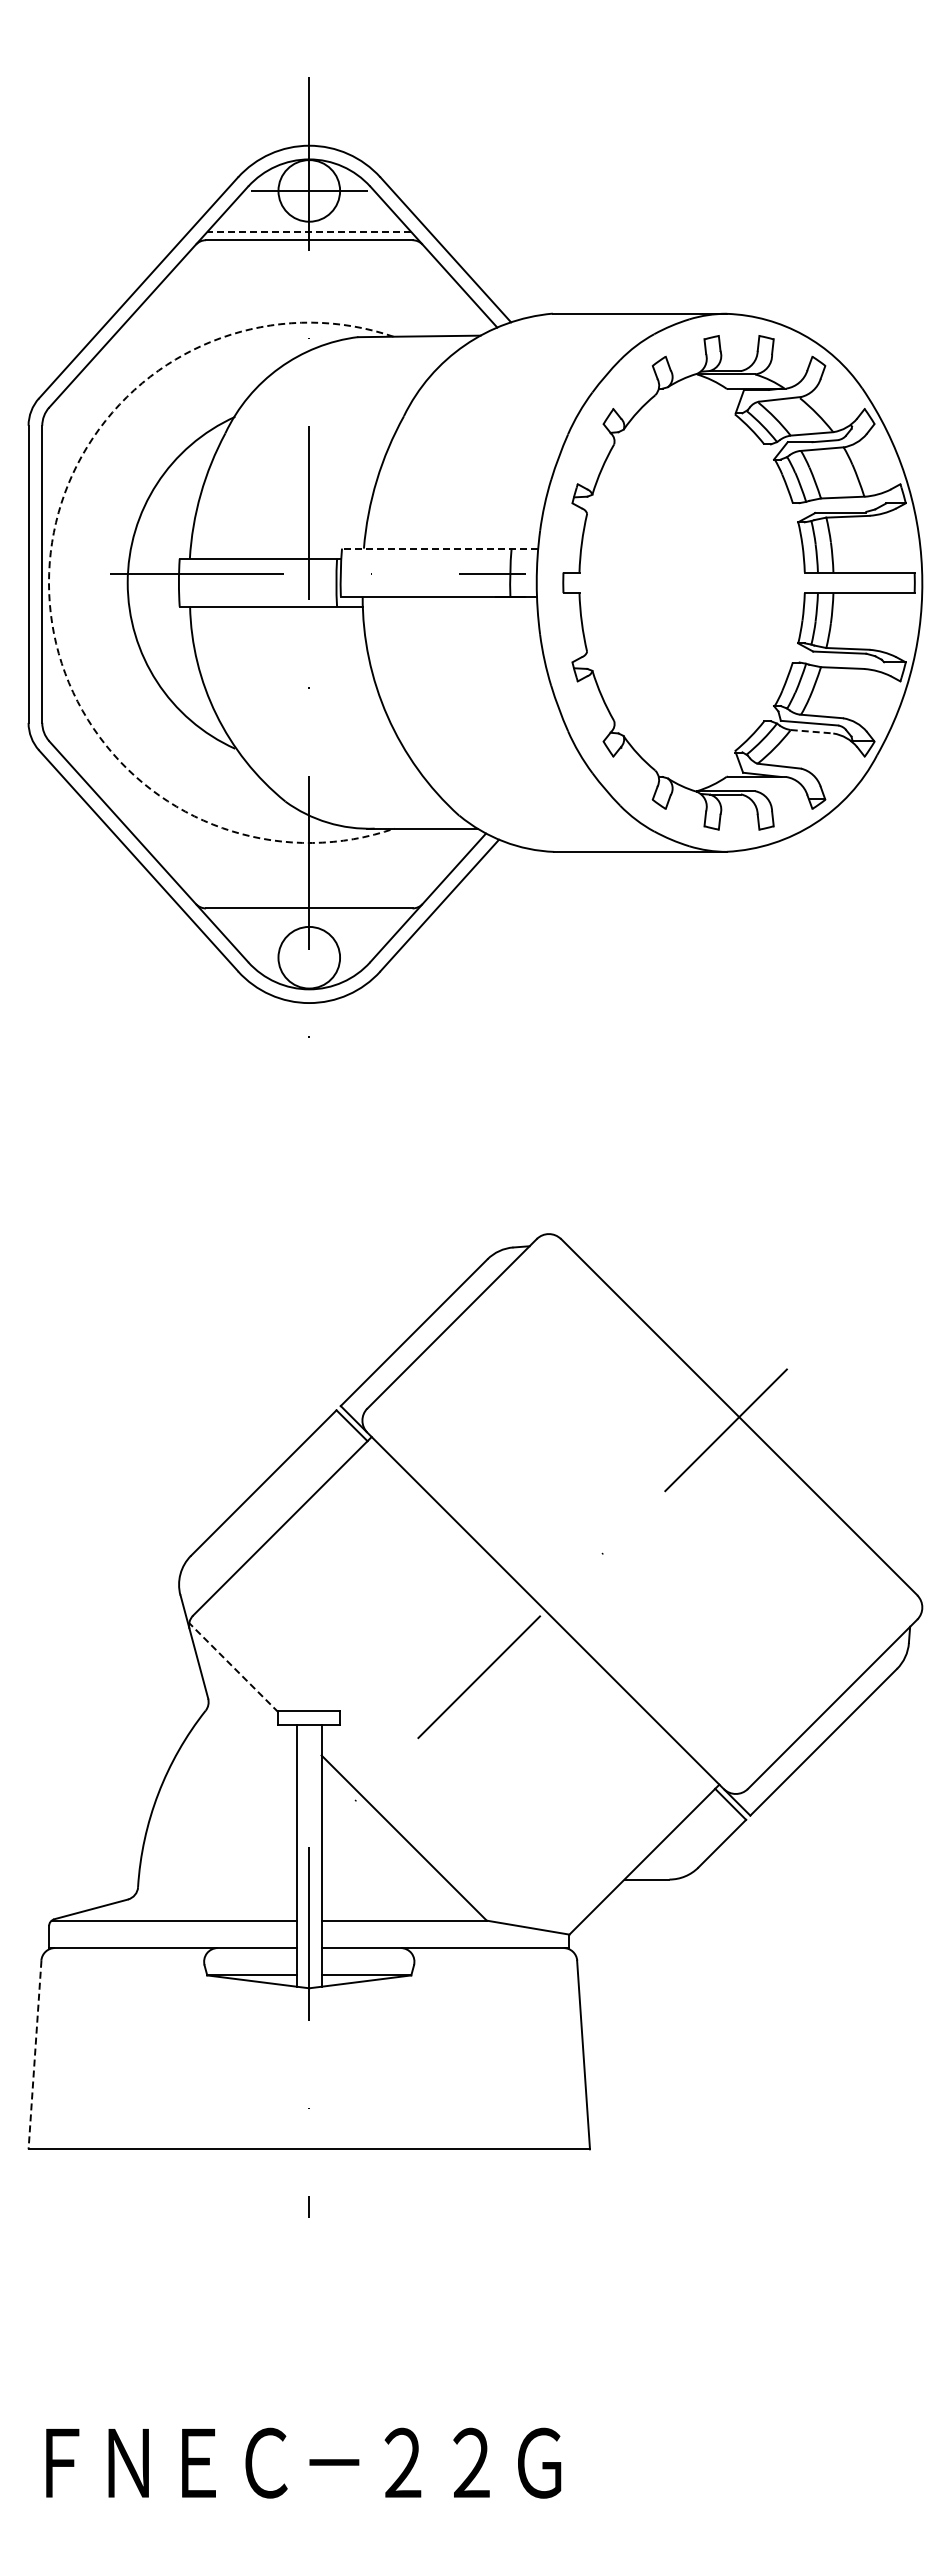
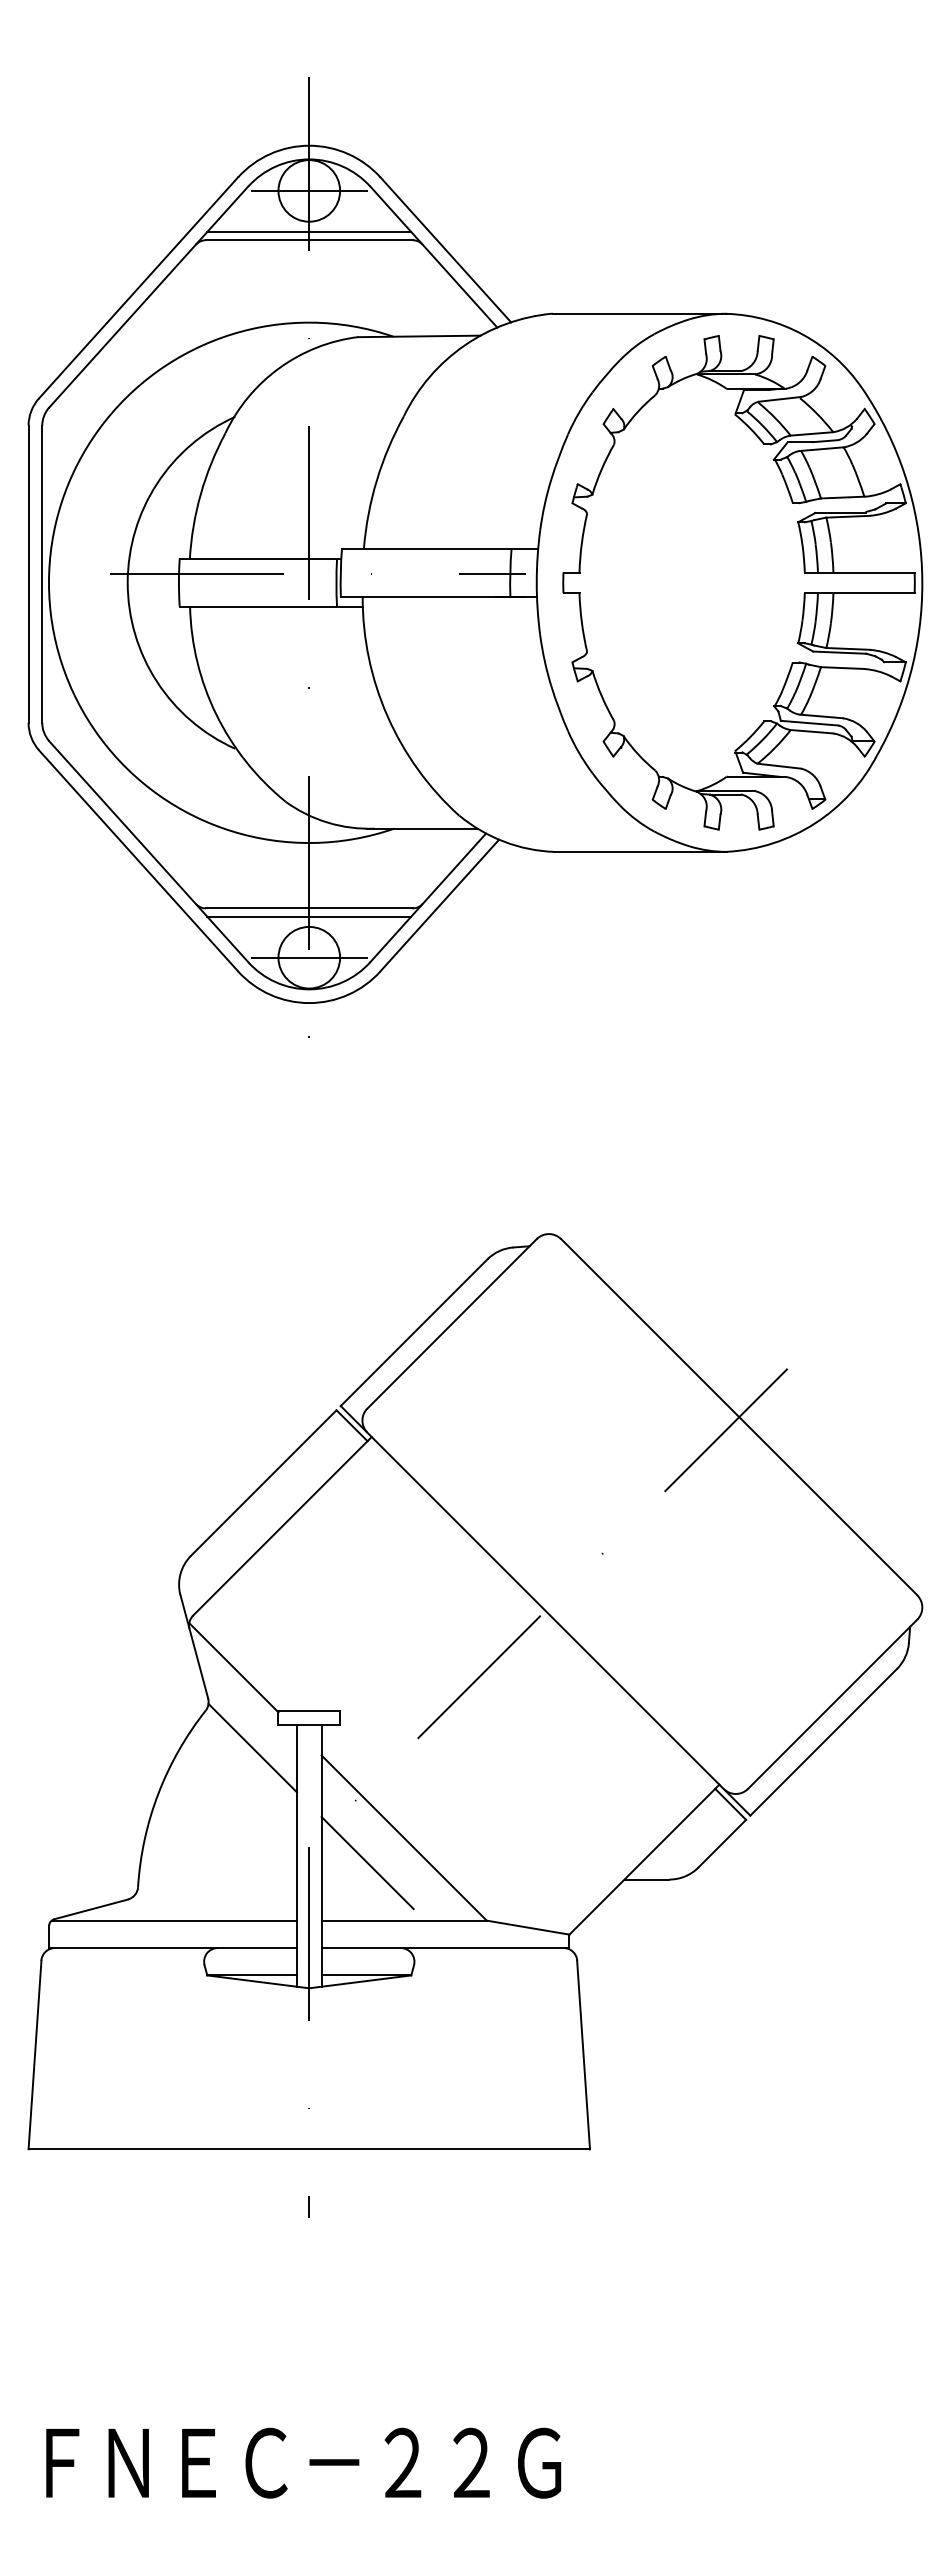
line: dashed -> solid (308, 232)
line: dashed -> solid (439, 548)
arc: dashed -> solid (48, 583)
line: dashed -> solid (812, 731)
line: none -> present (309, 916)
line: none -> present (309, 957)
line: dashed -> solid (233, 1667)
line: none -> present (252, 1747)
line: none -> present (367, 1863)
line: dashed -> solid (34, 2055)
